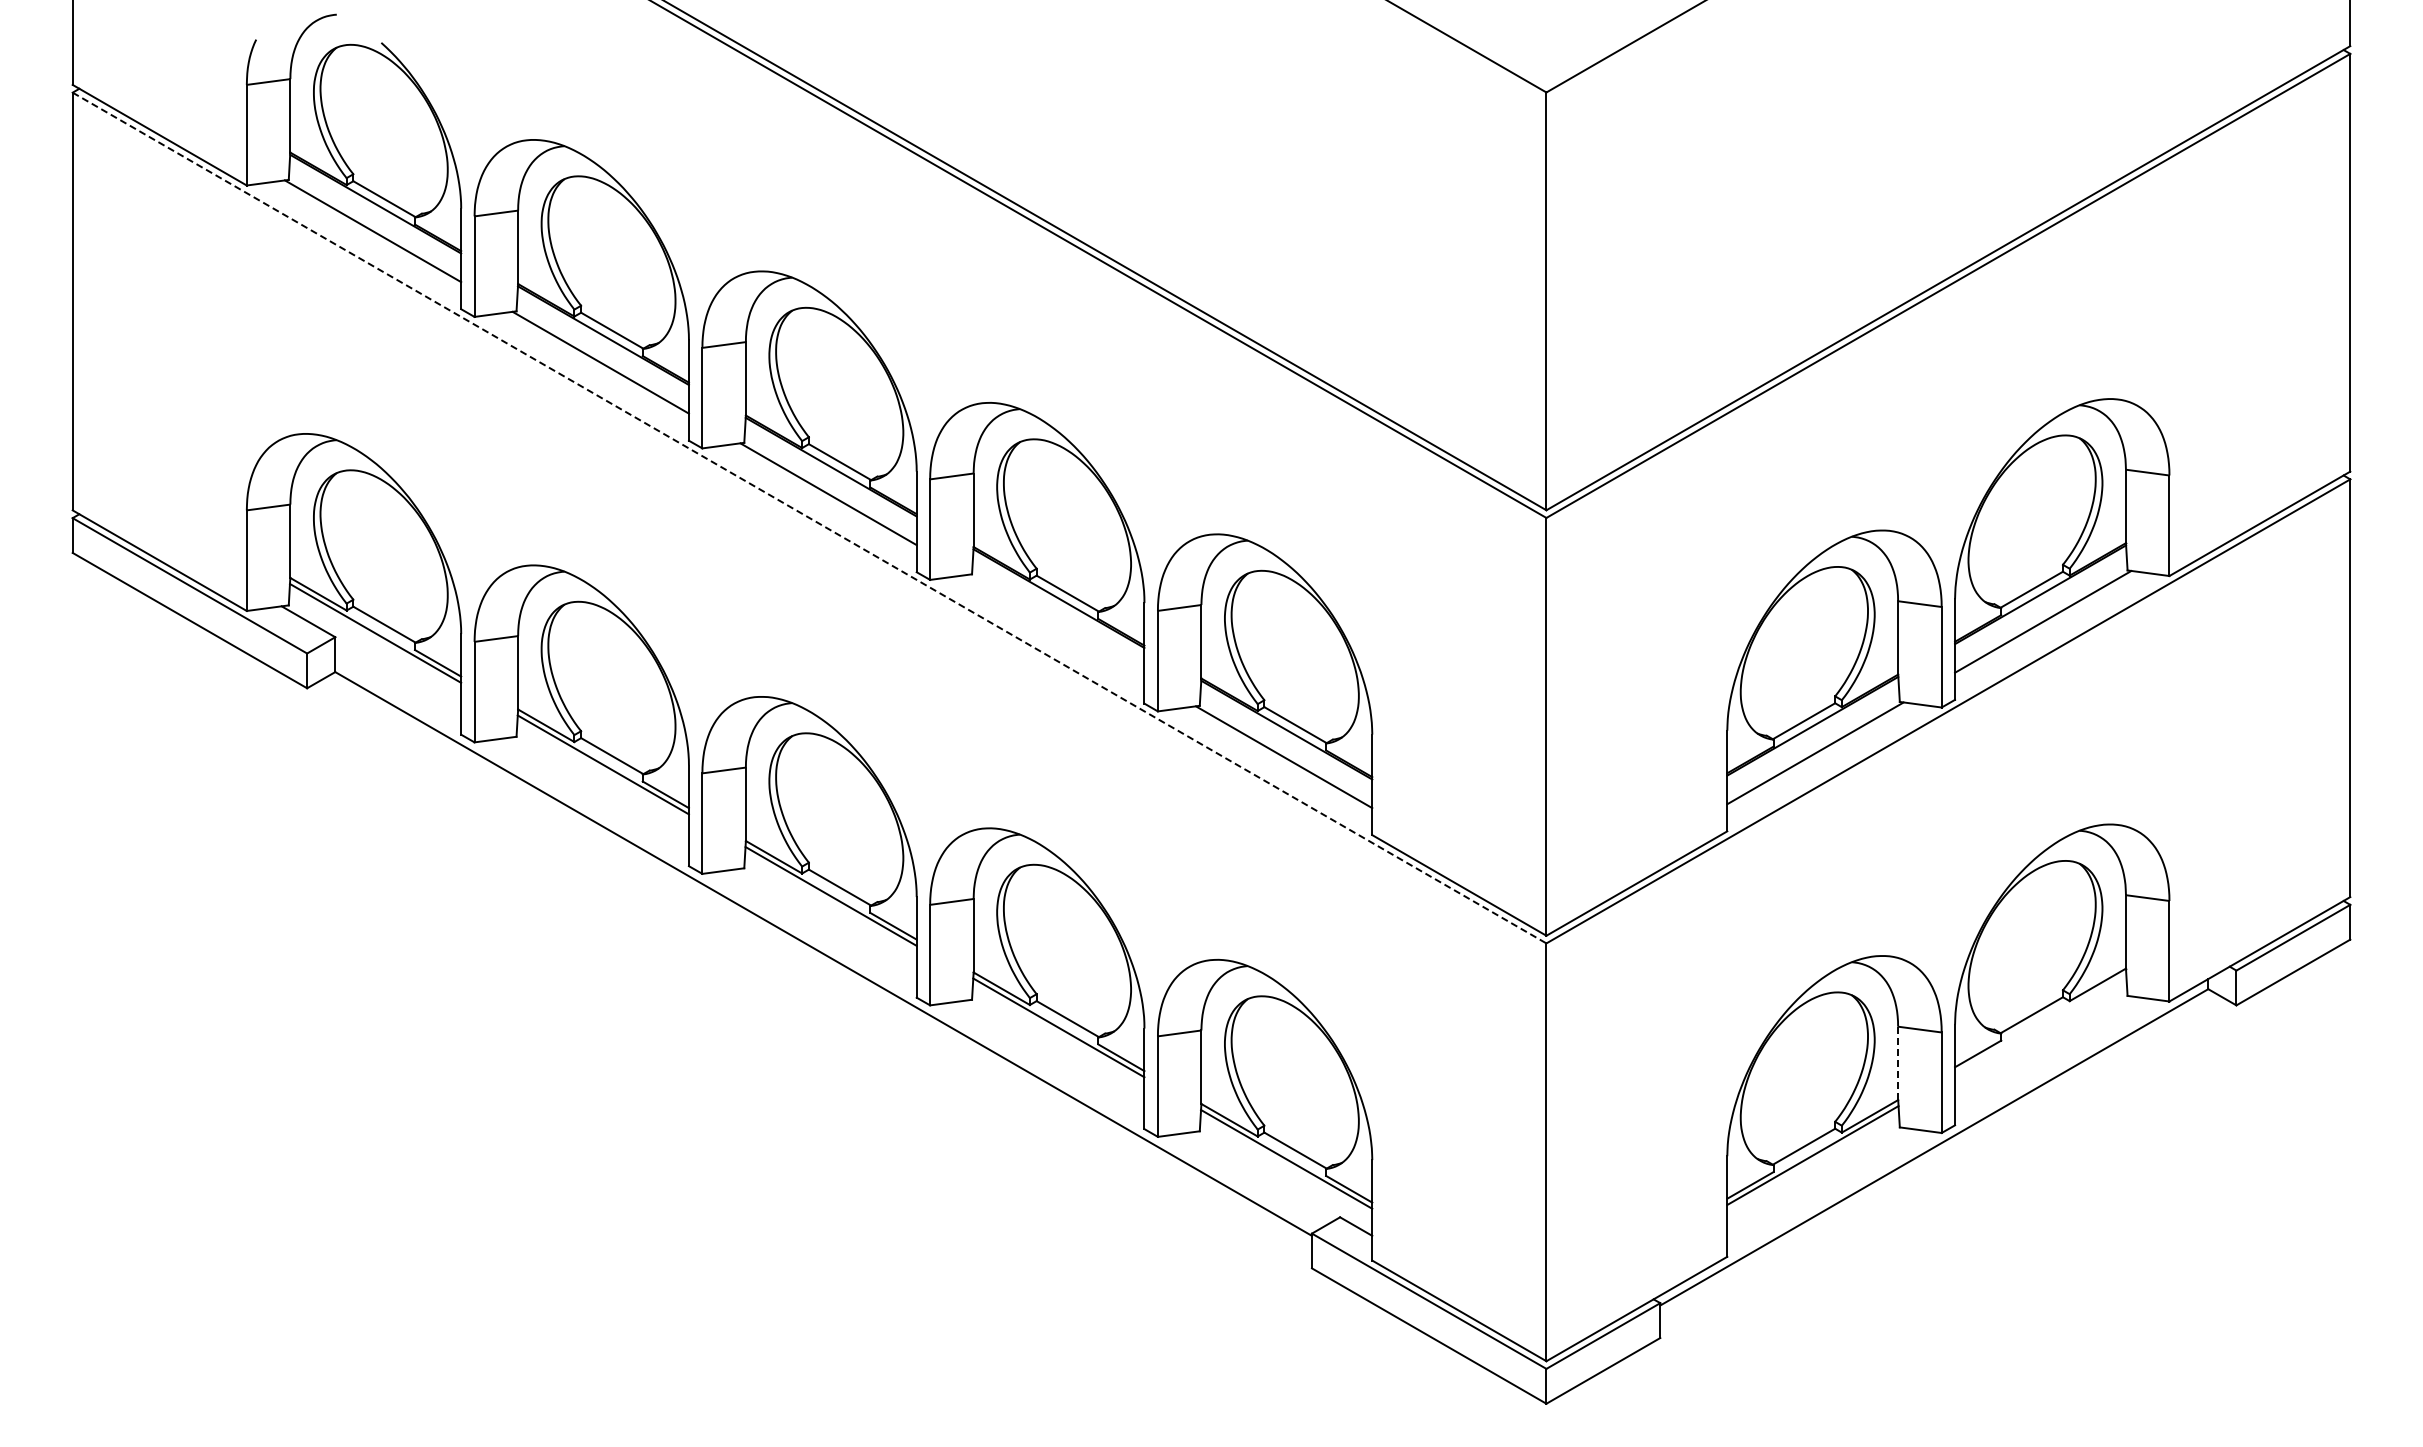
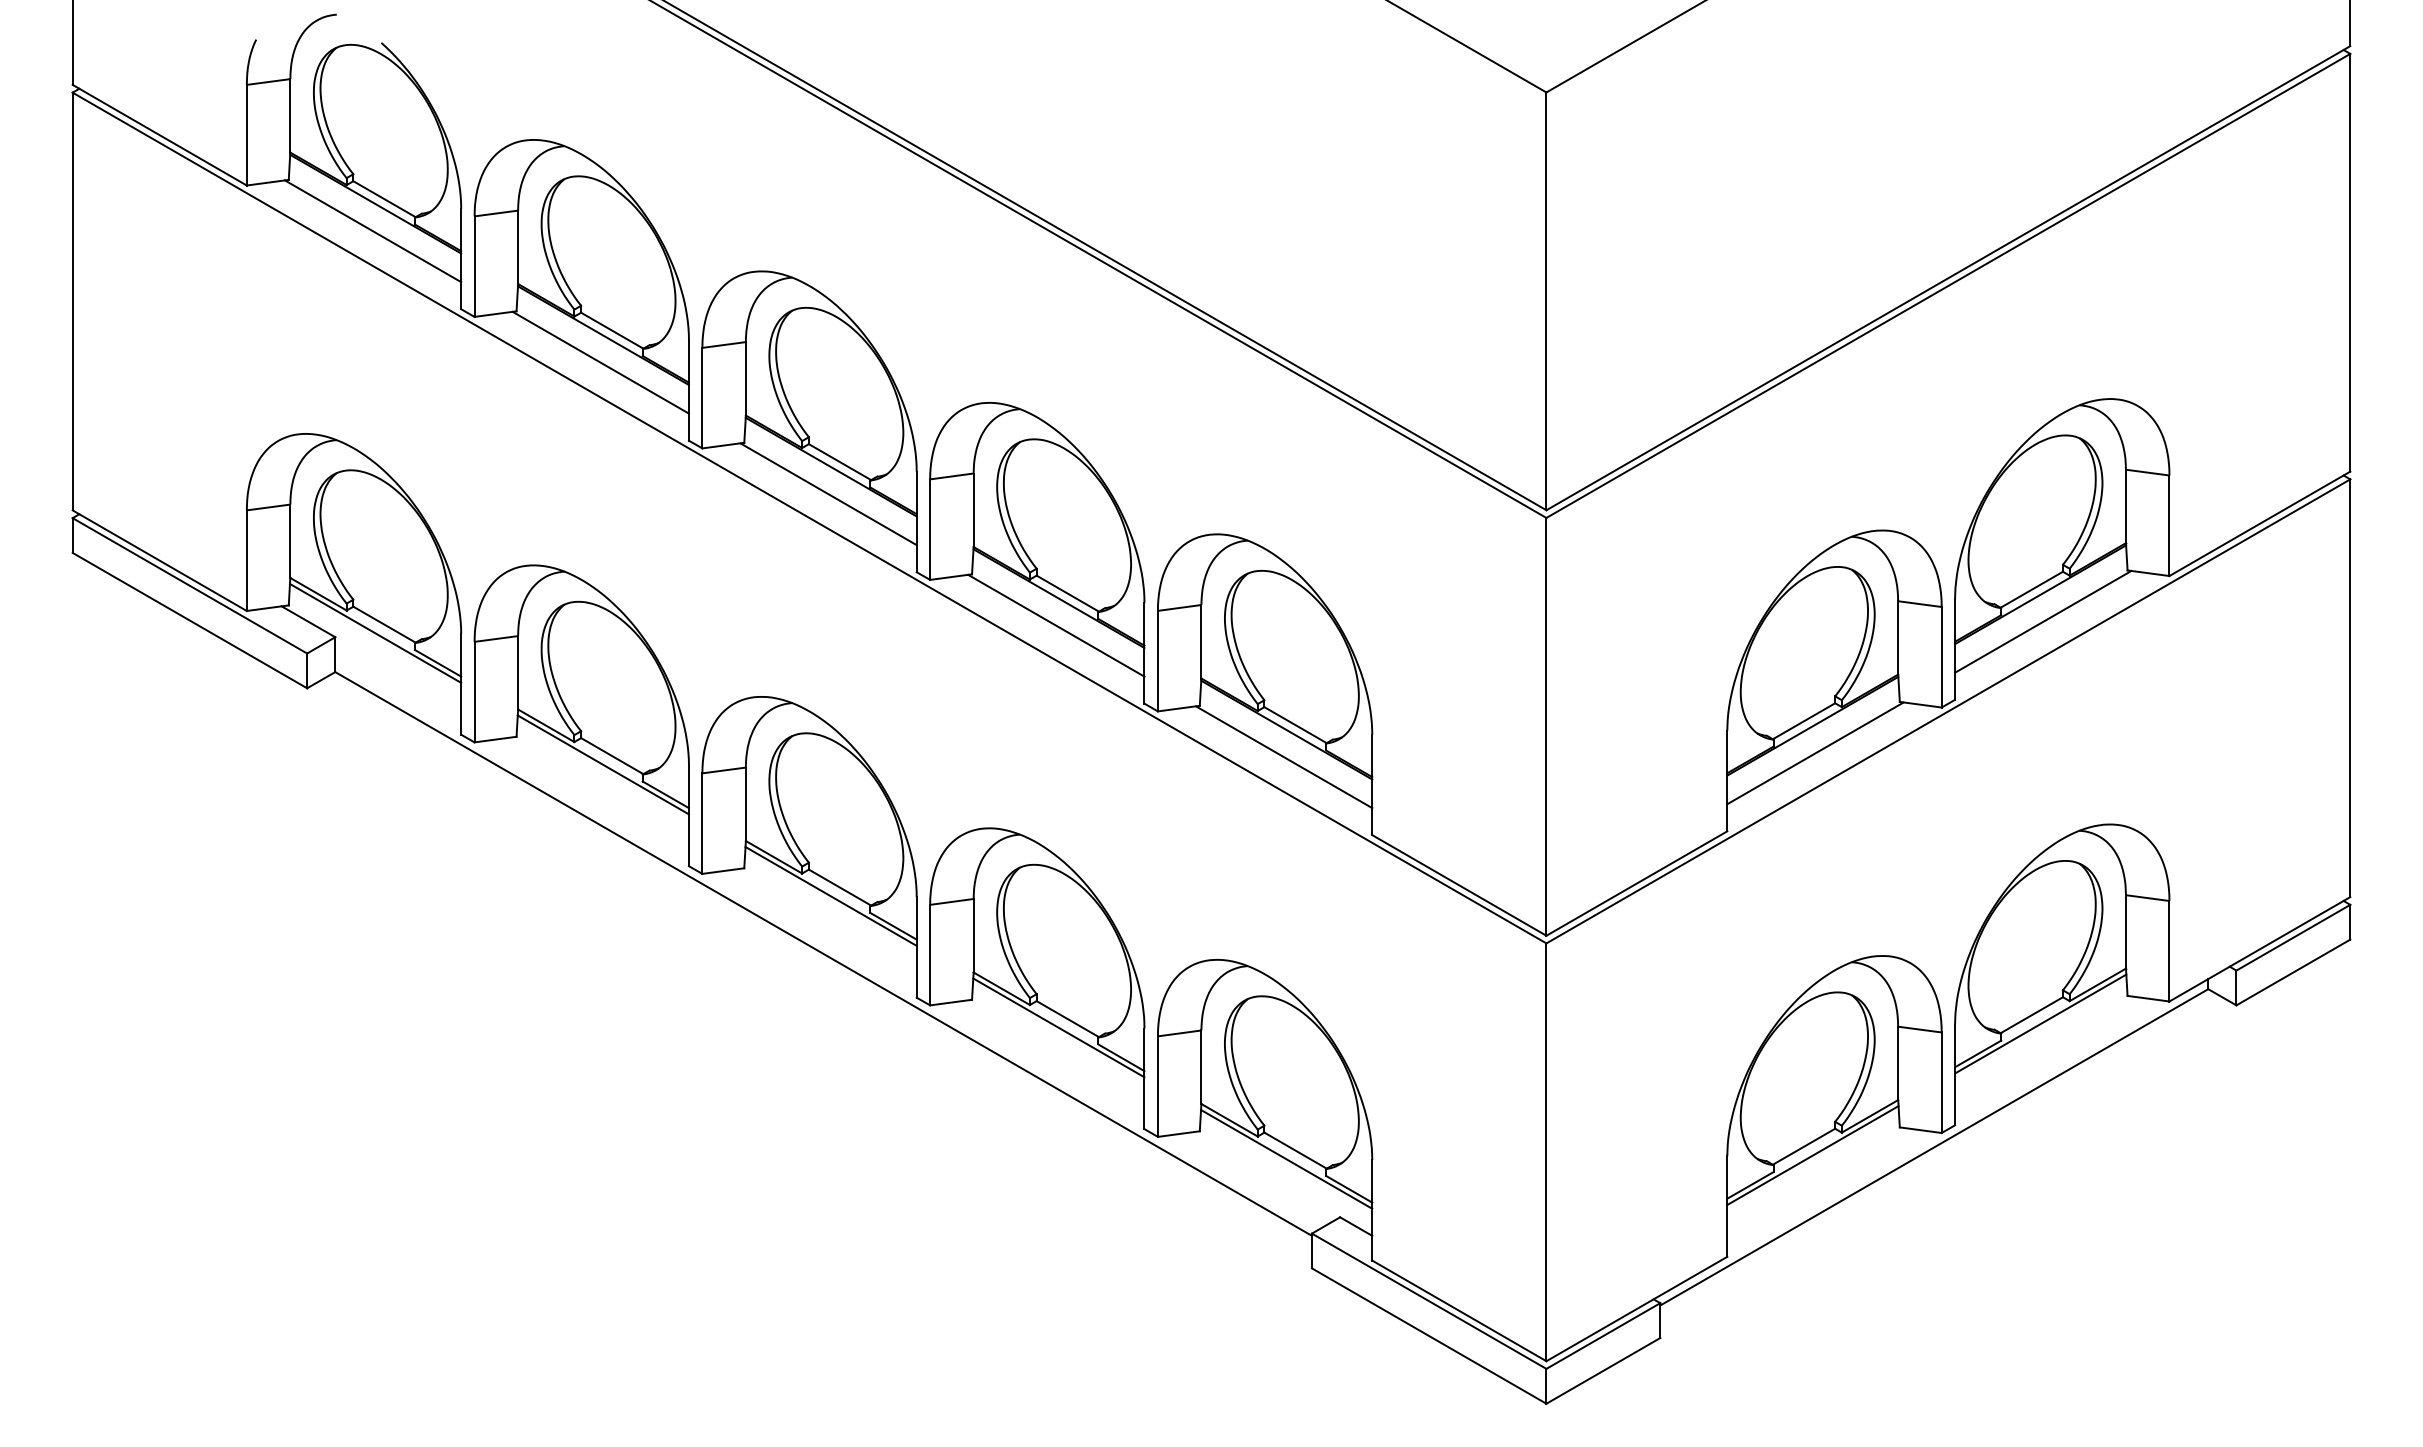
line: dashed -> solid (809, 518)
line: none -> present (1056, 625)
line: none -> present (2040, 1023)
line: dashed -> solid (1898, 1063)
